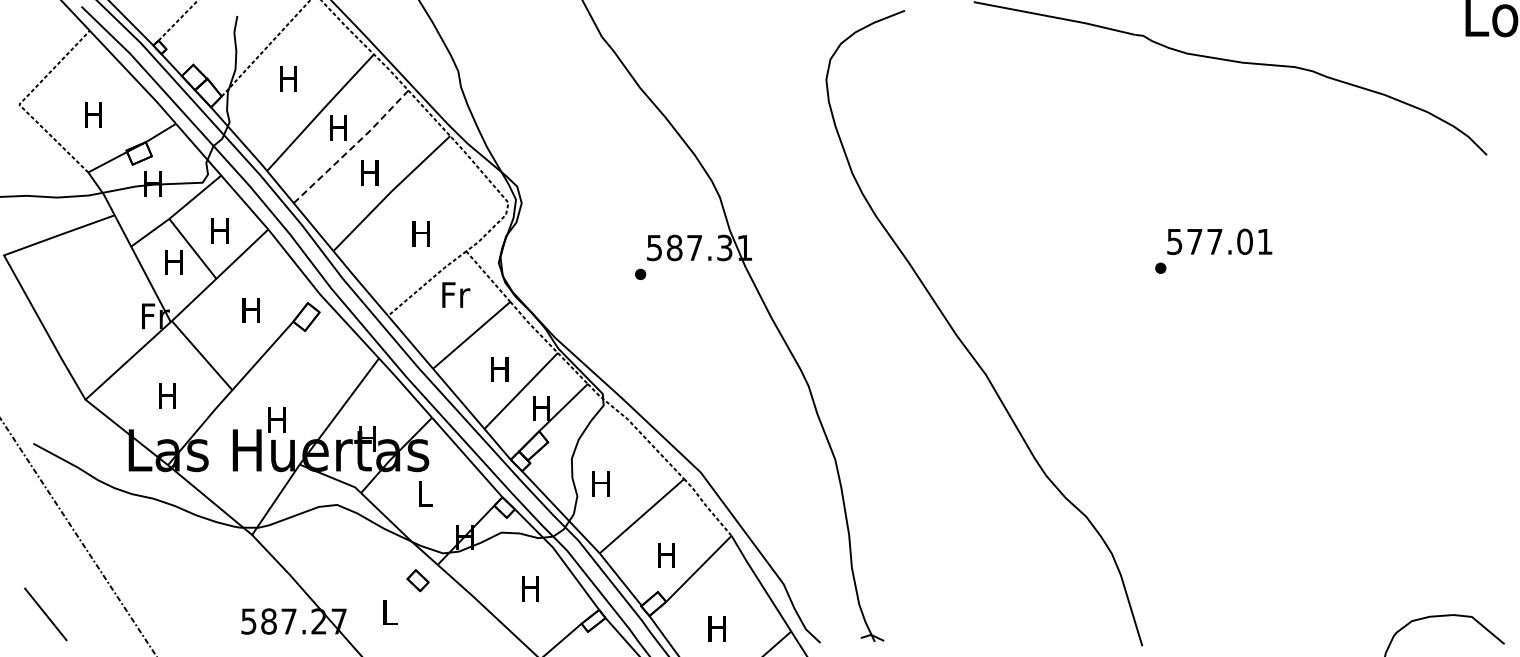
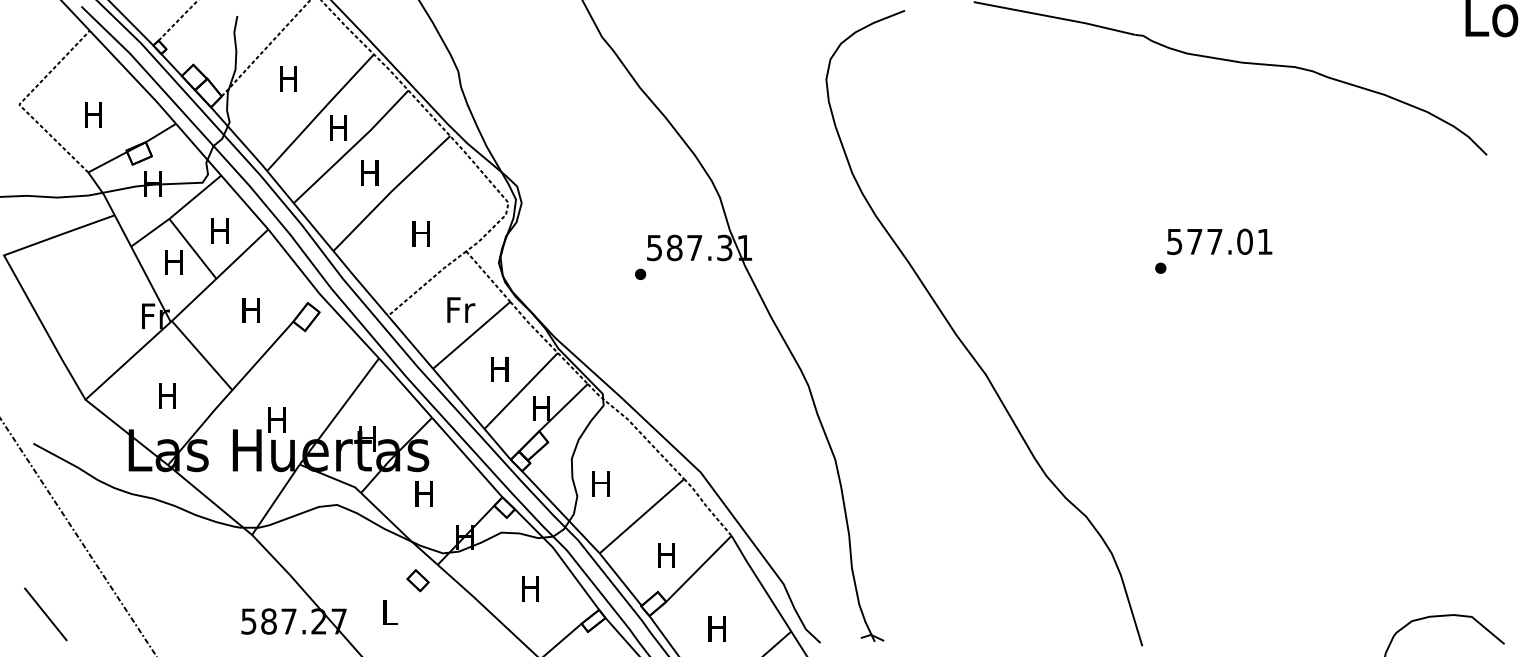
line: dashed -> solid (352, 147)
text position: (456, 294) -> (461, 309) (461, 309)
text: L -> H (423, 493)
